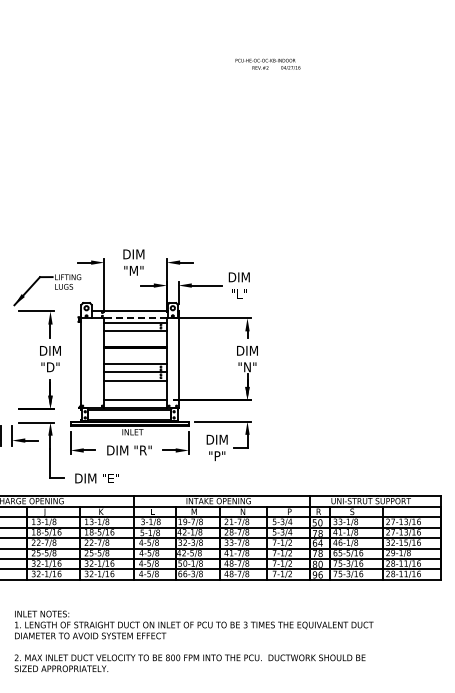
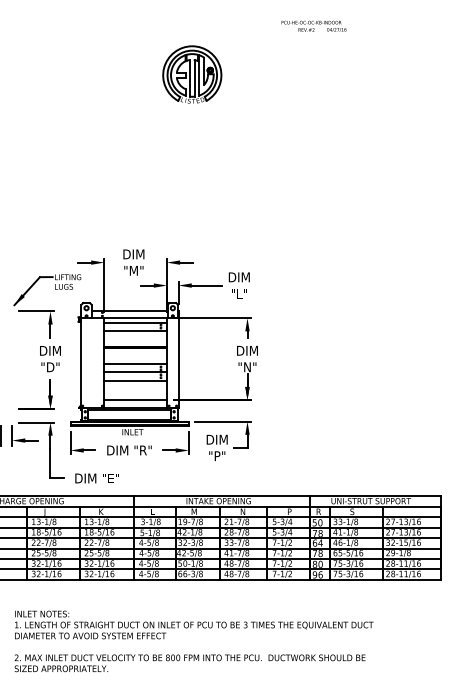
text position: (267, 63) -> (313, 25) (313, 25)
part: none -> present (192, 74)
line: dashed -> solid (135, 318)
